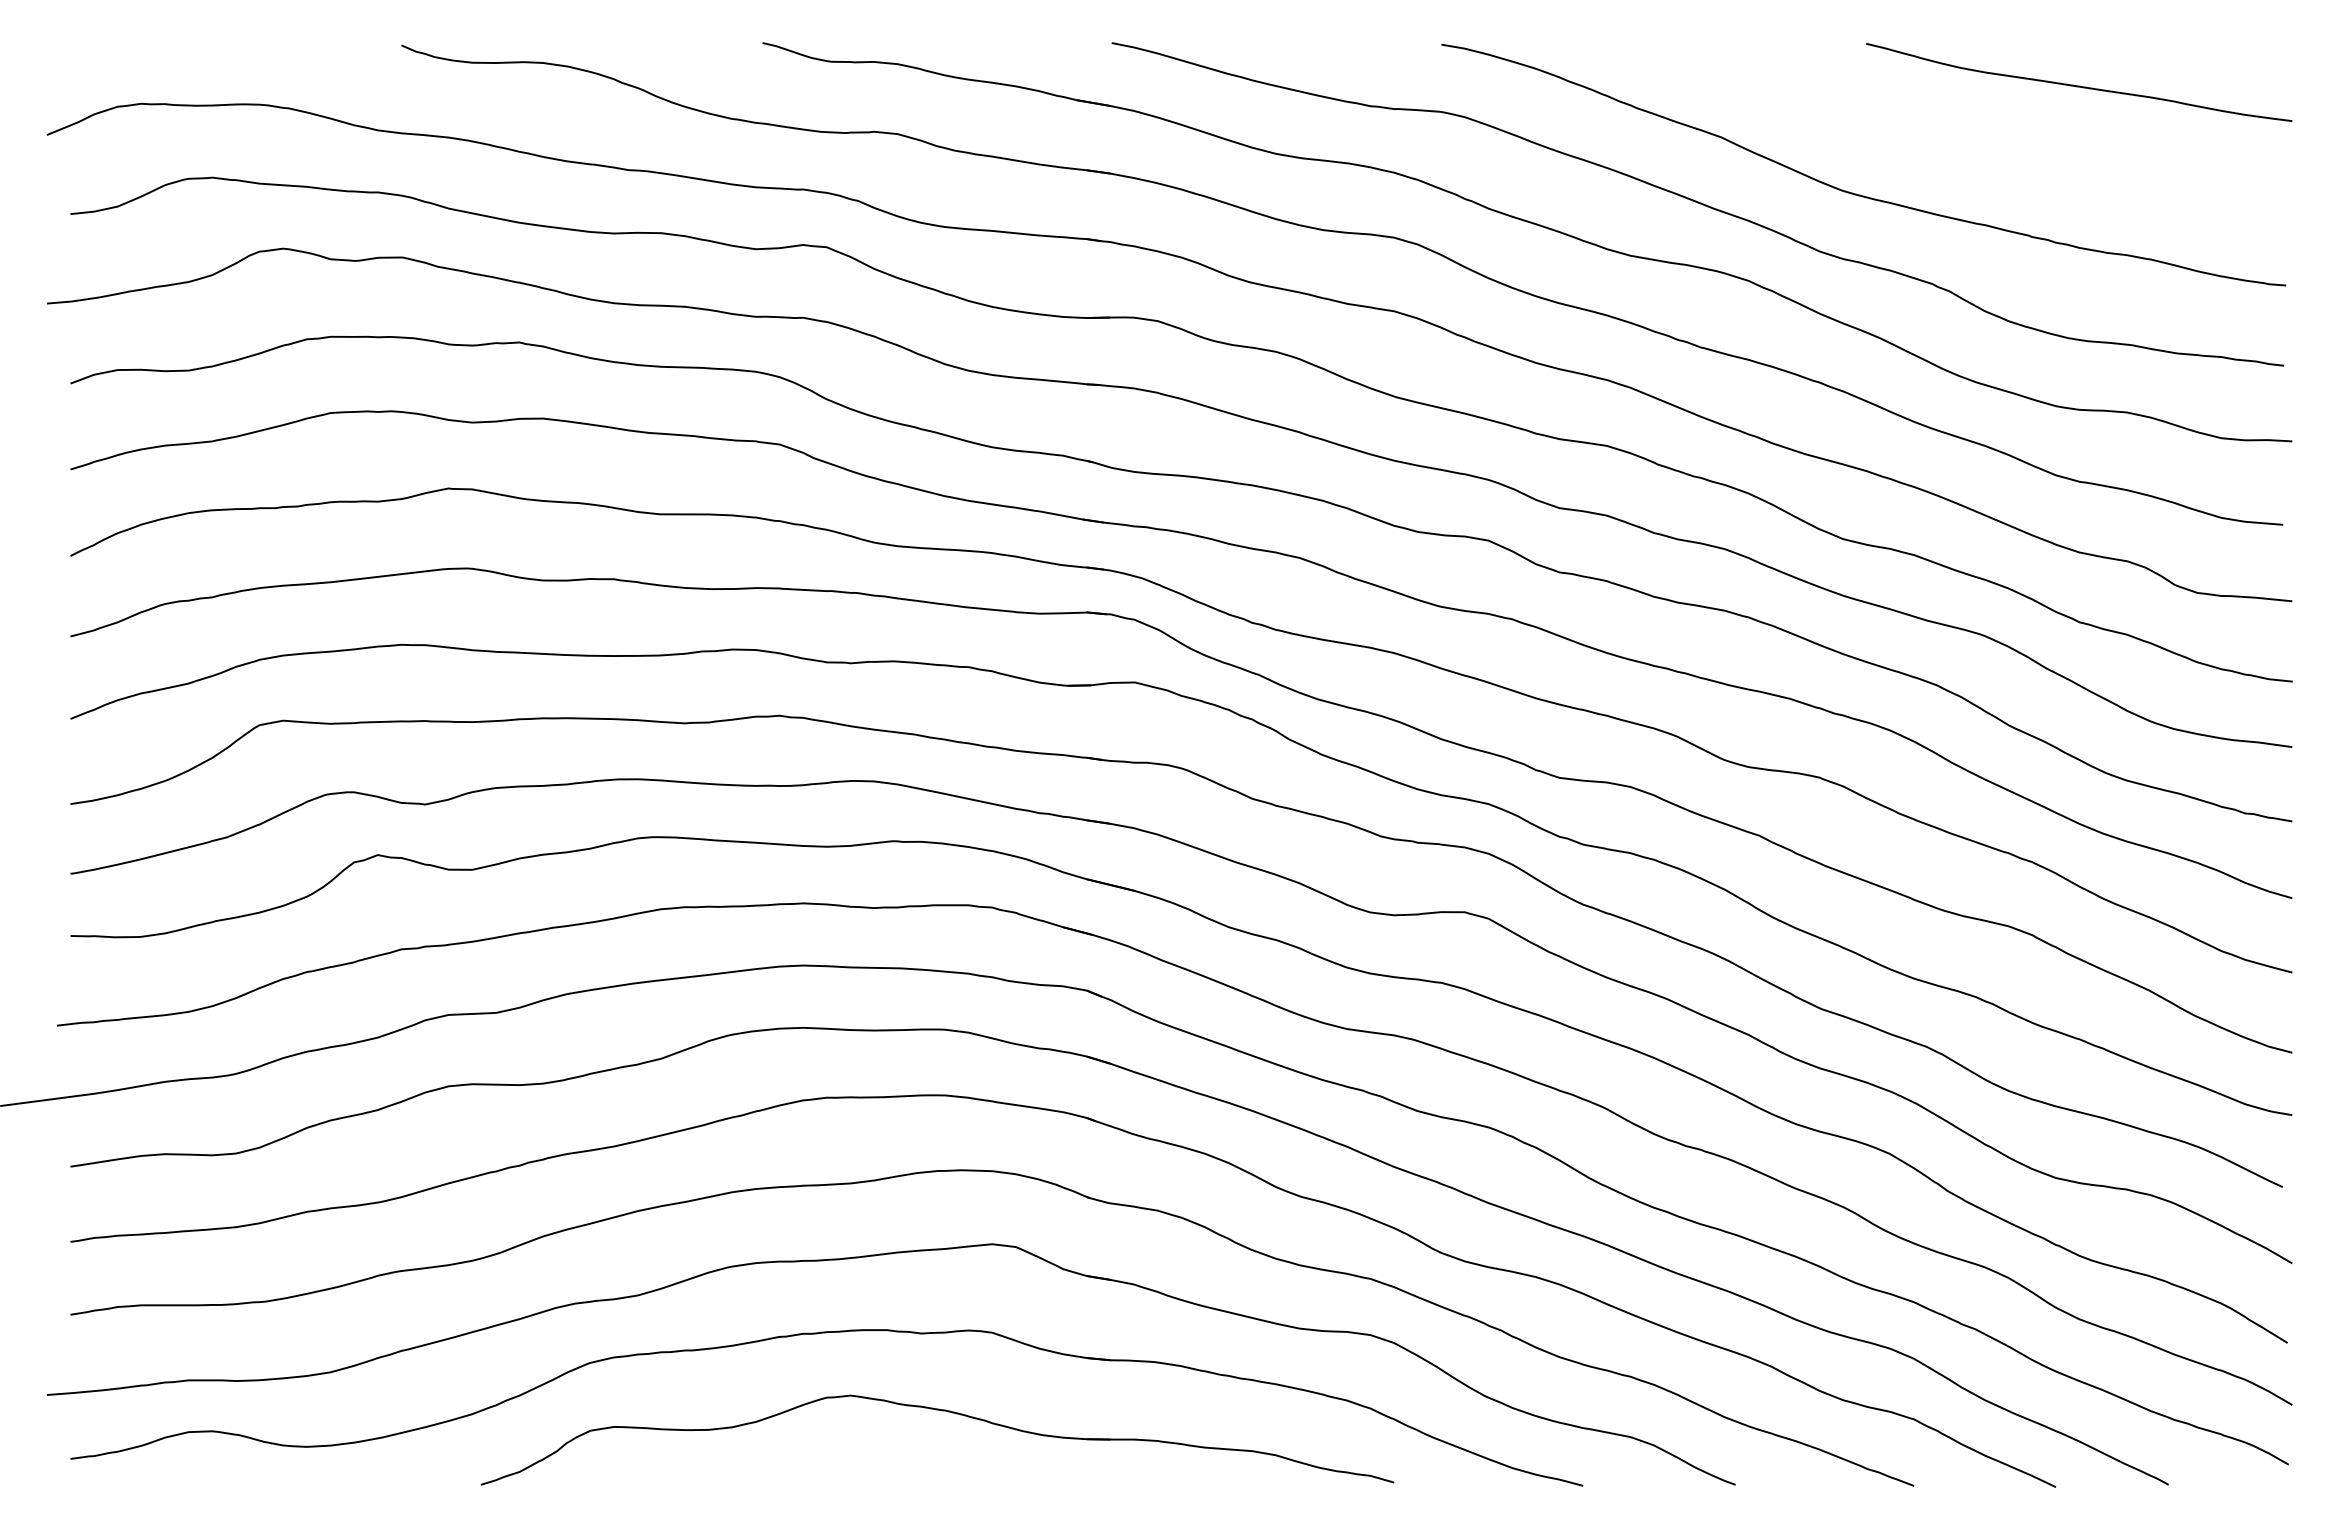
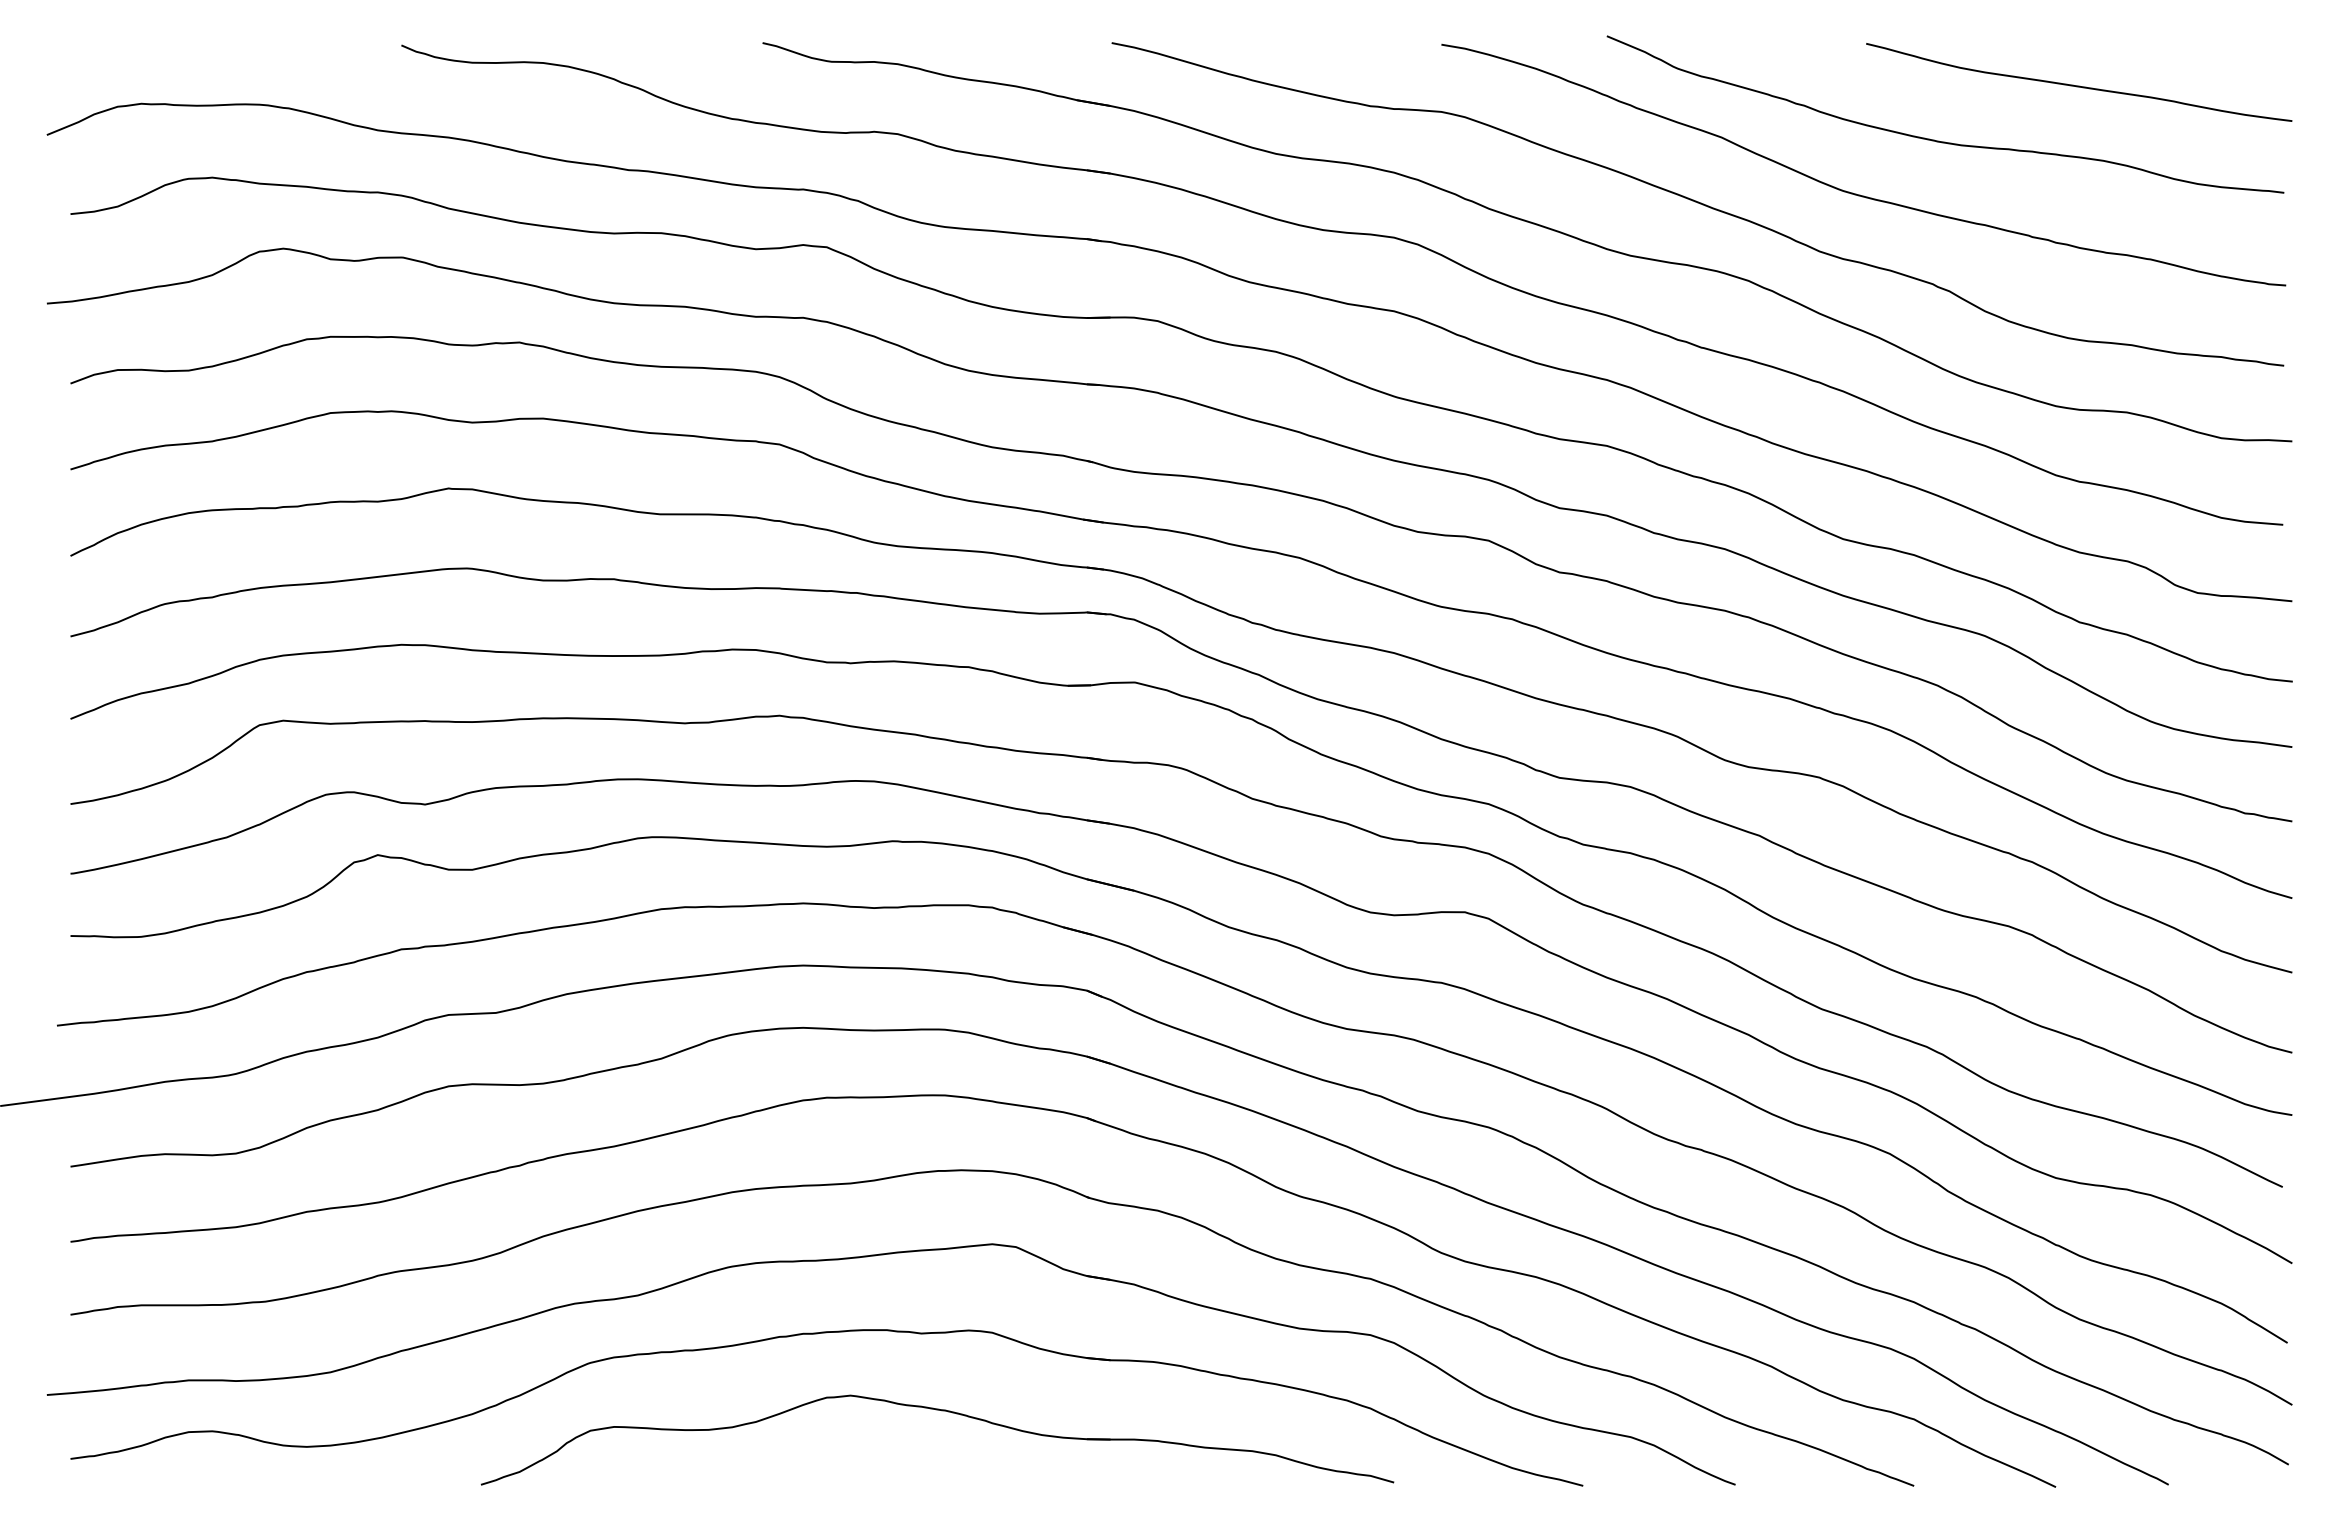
curve: none -> present (1939, 140)
